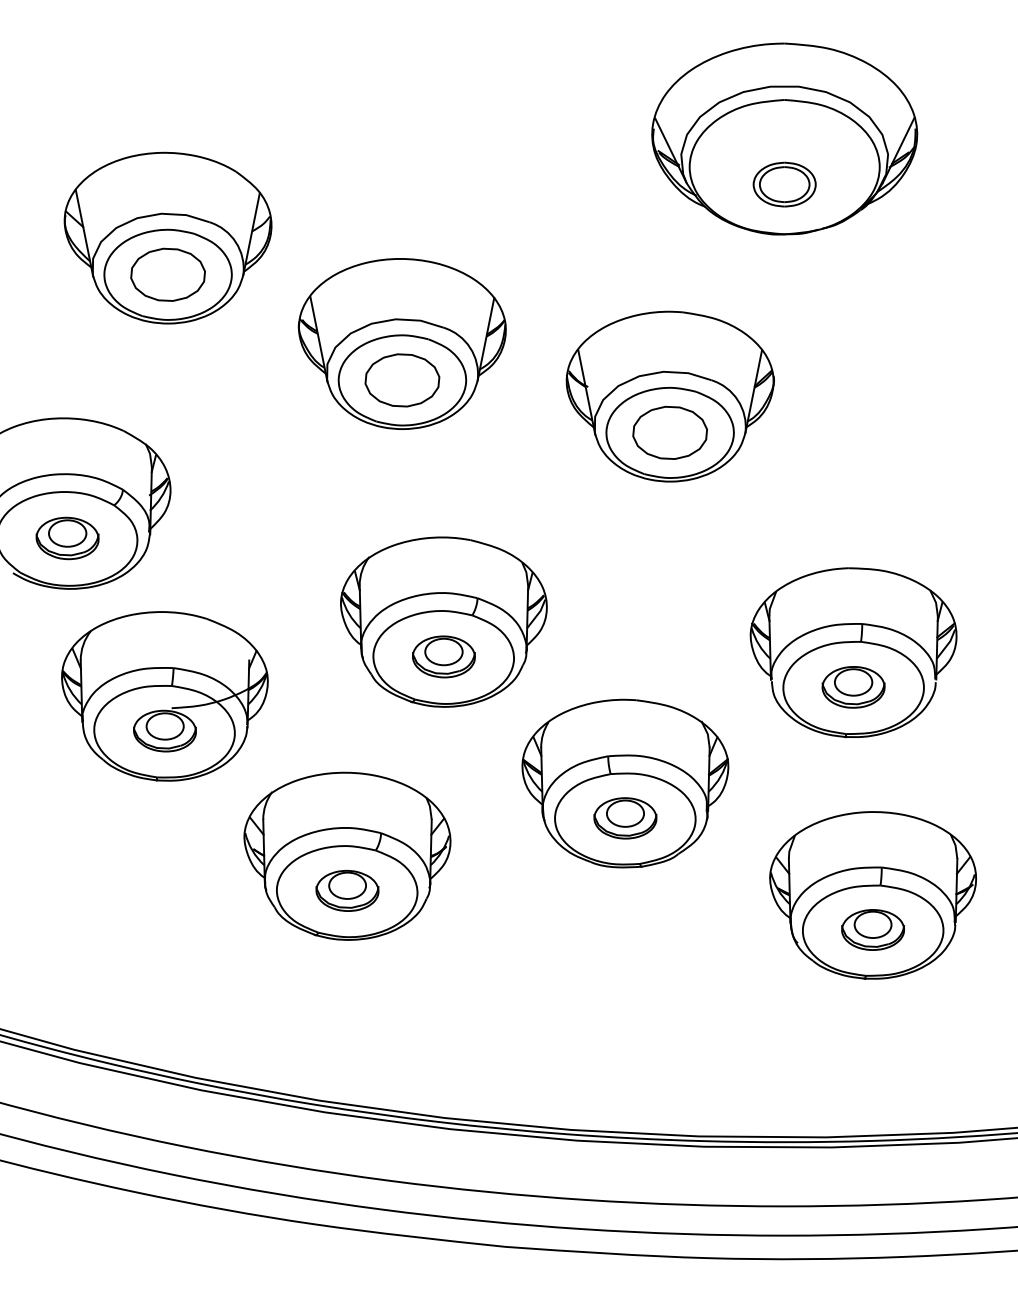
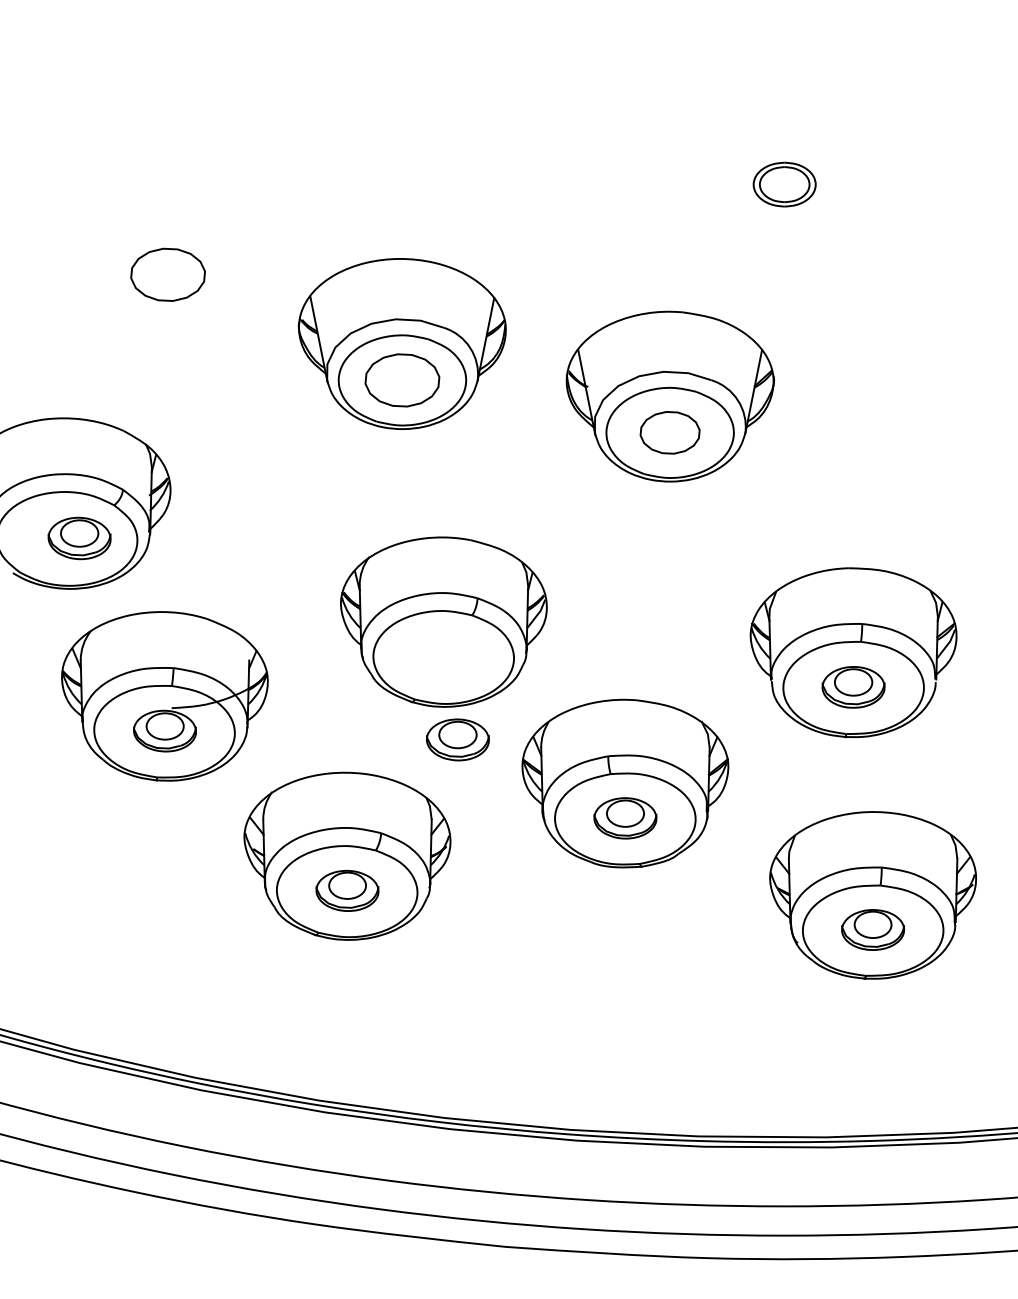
part: present -> none (784, 138)
part: present -> none (167, 237)
part size: 76x55 px -> 62x44 px (669, 432)
part position: (67, 538) -> (79, 538) (79, 538)
part position: (443, 656) -> (457, 739) (457, 739)
